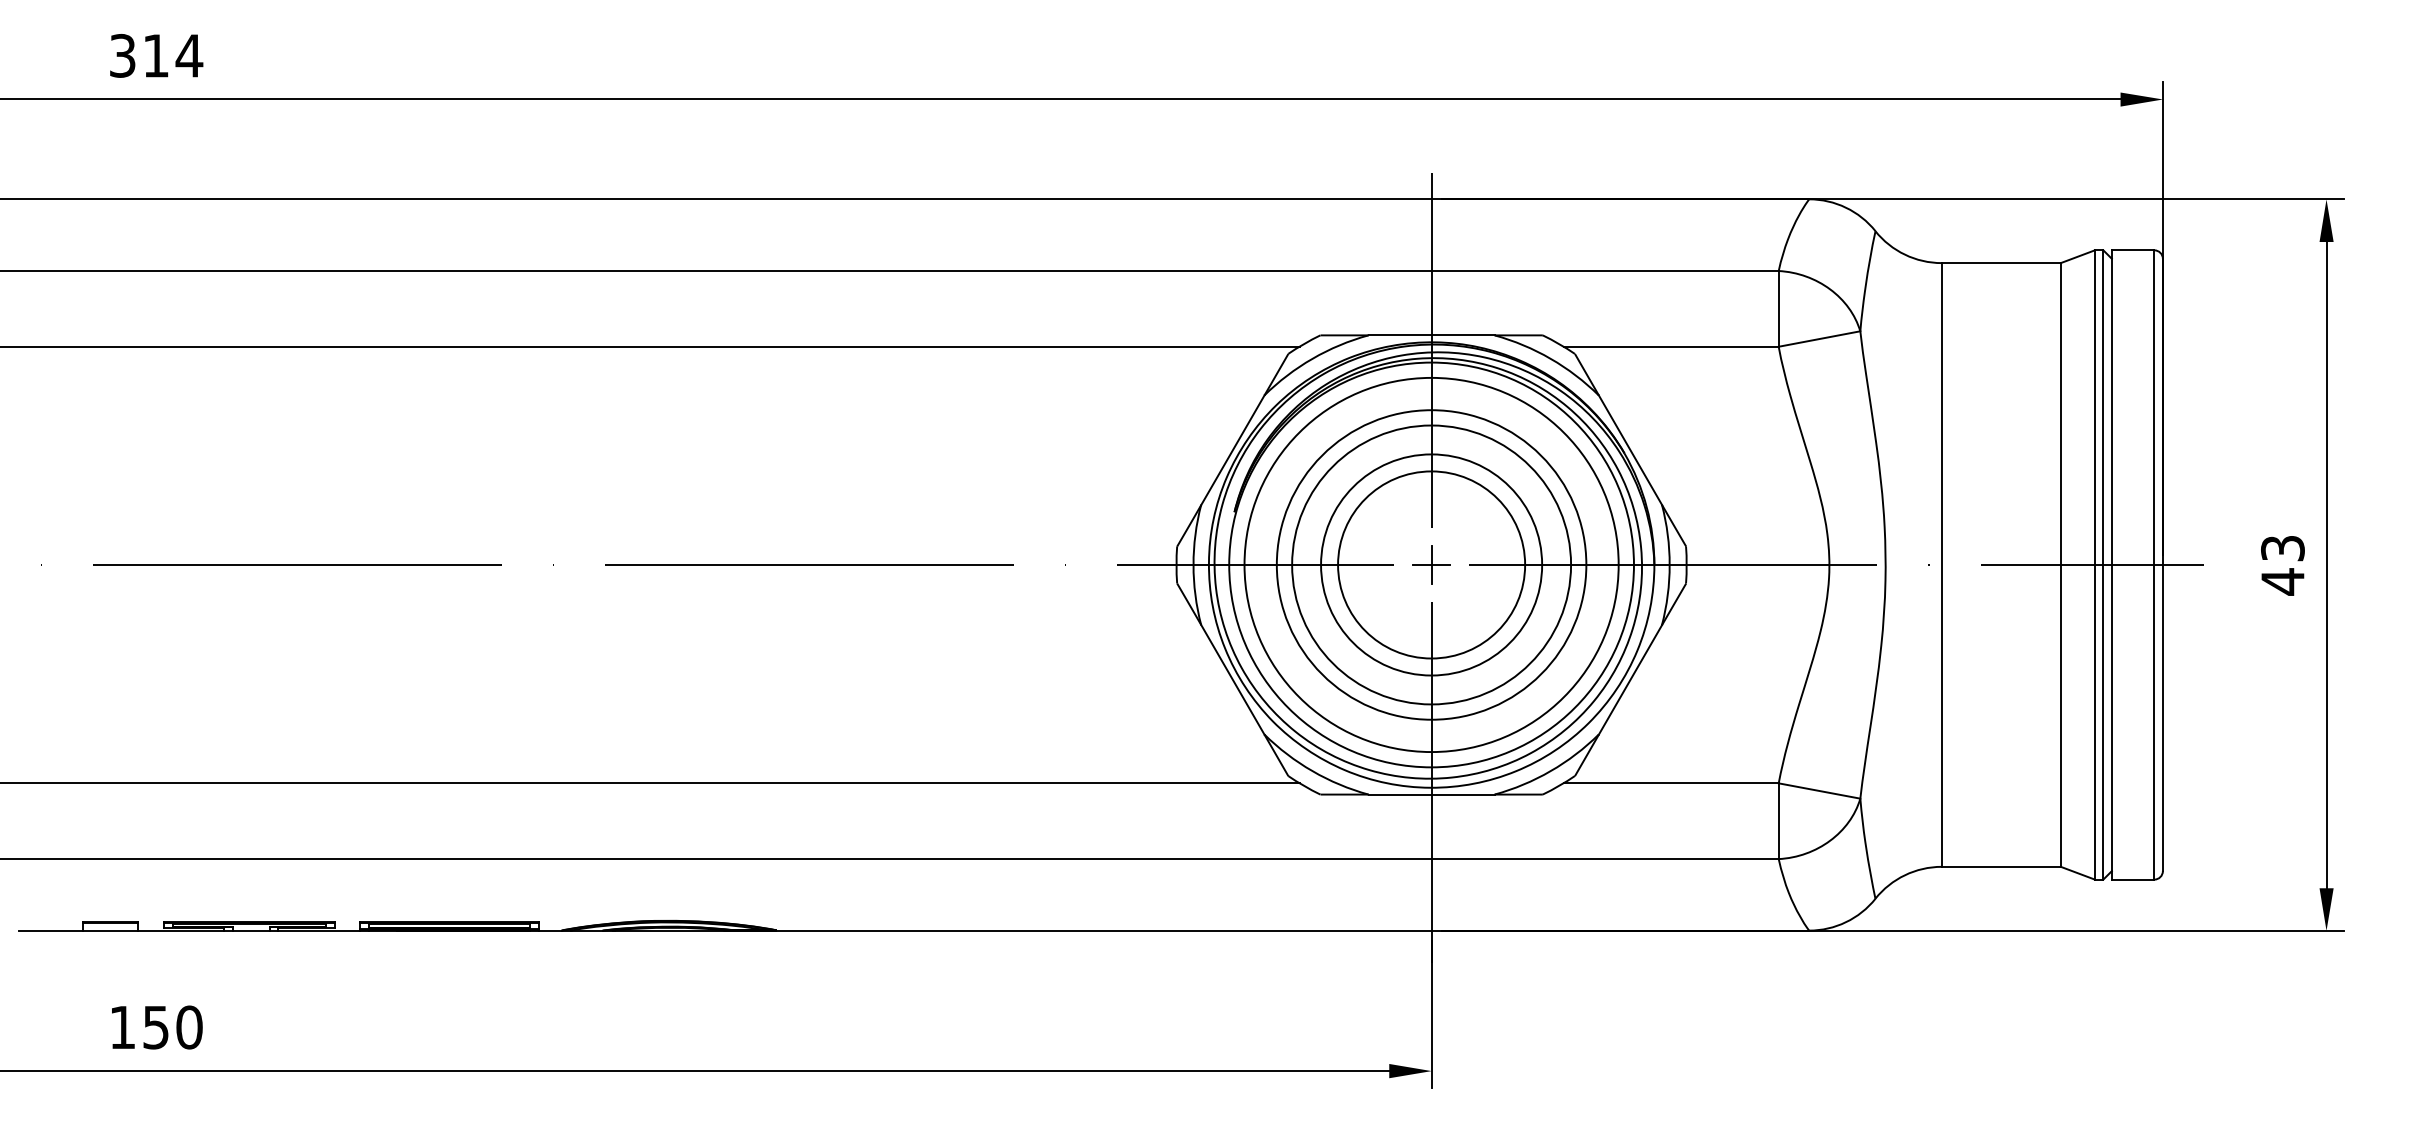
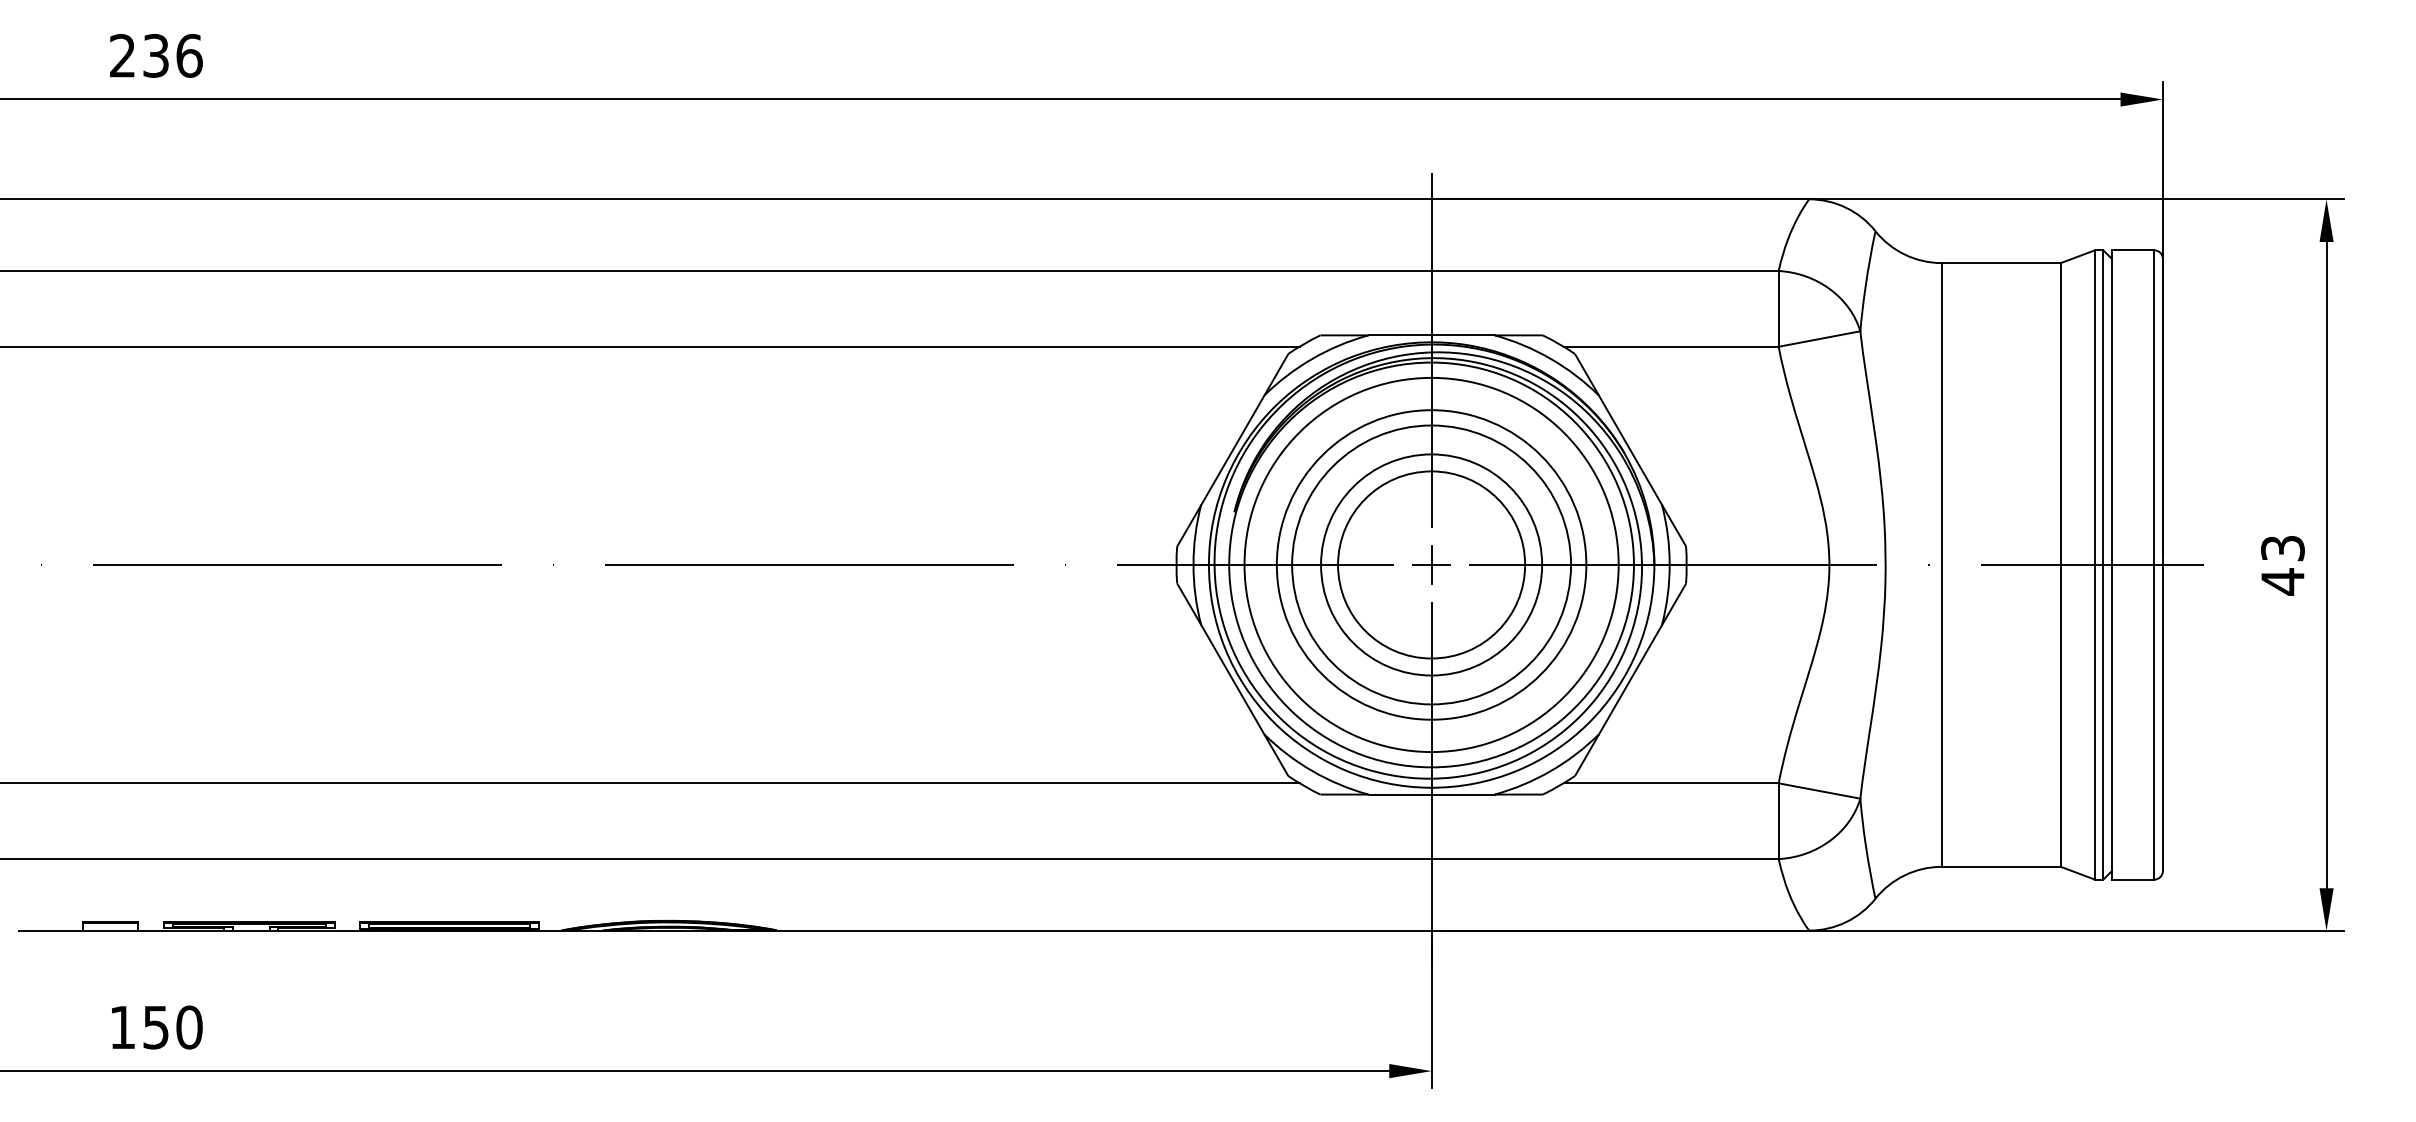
text: 314 -> 236 (156, 55)
